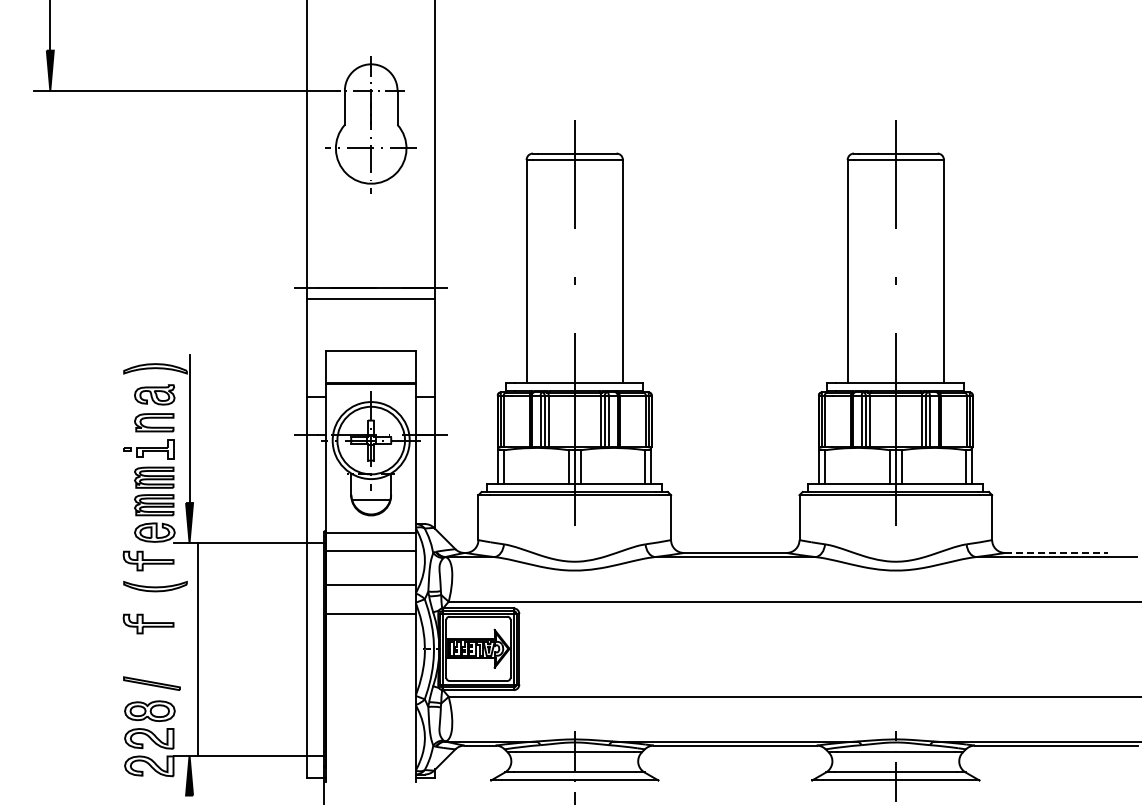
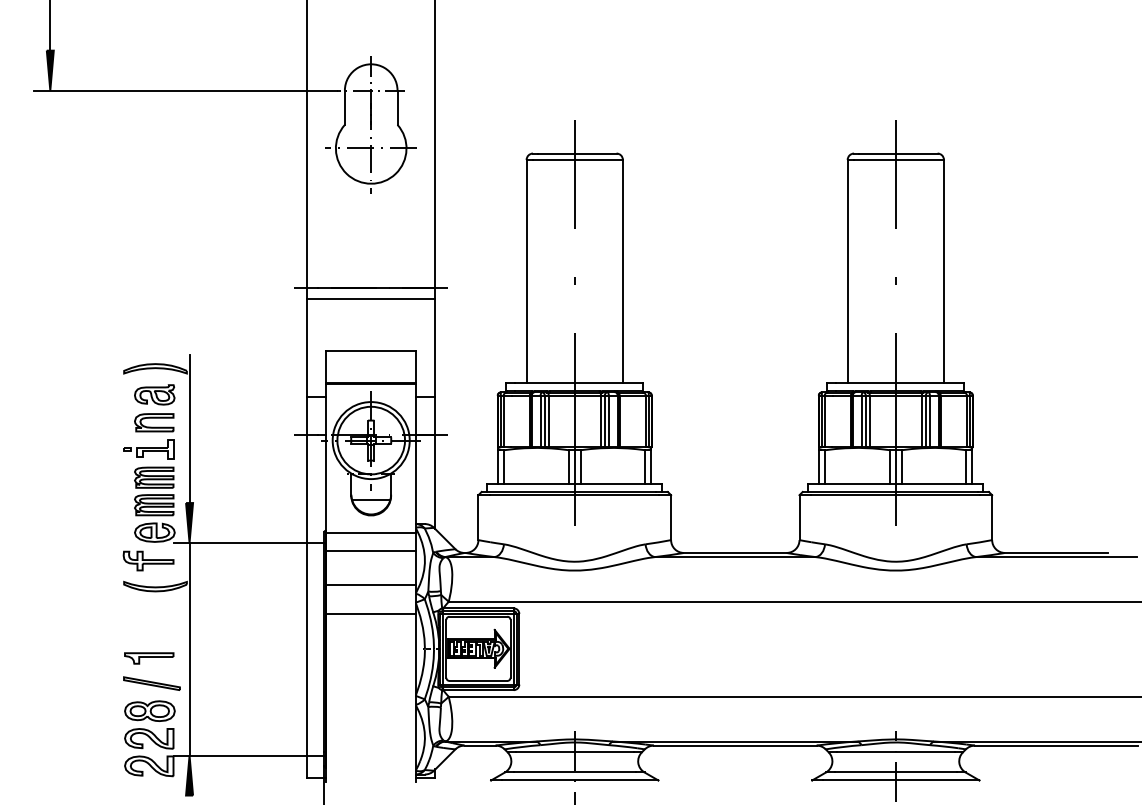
line: dashed -> solid (1056, 552)
part: present -> none (148, 623)
line position: (197, 649) -> (189, 649) (189, 649)
part: none -> present (149, 658)
